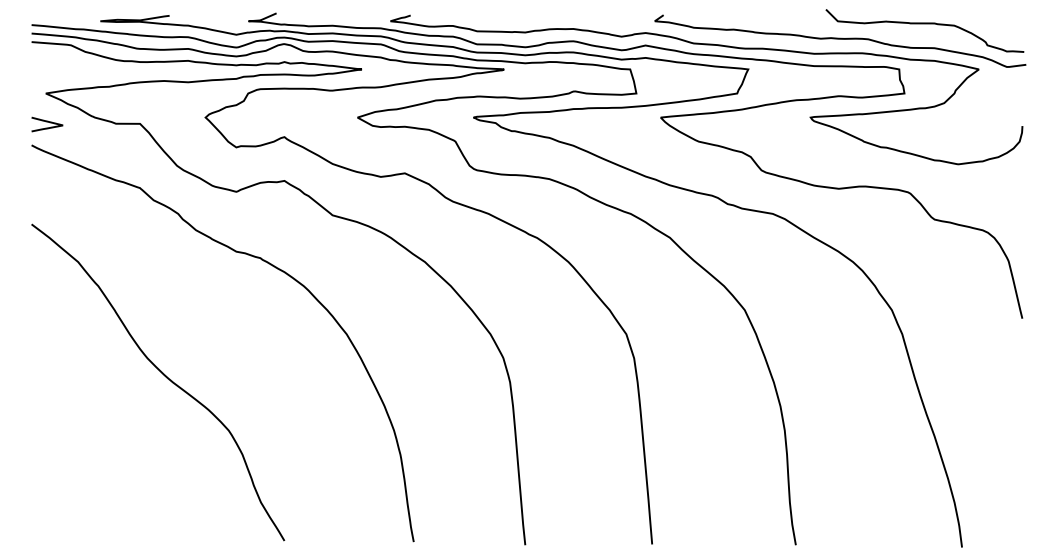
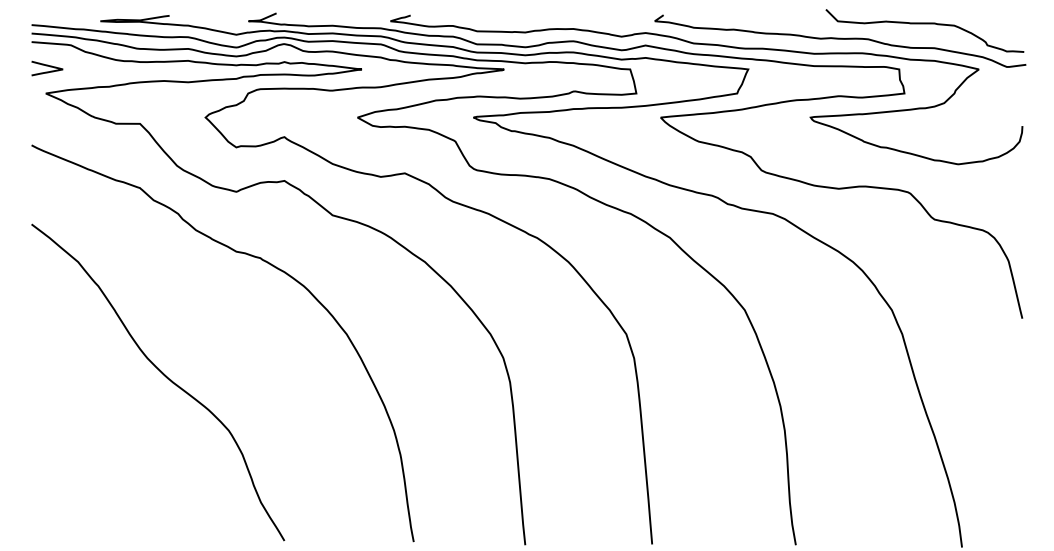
curve position: (47, 122) -> (47, 66) (47, 66)
